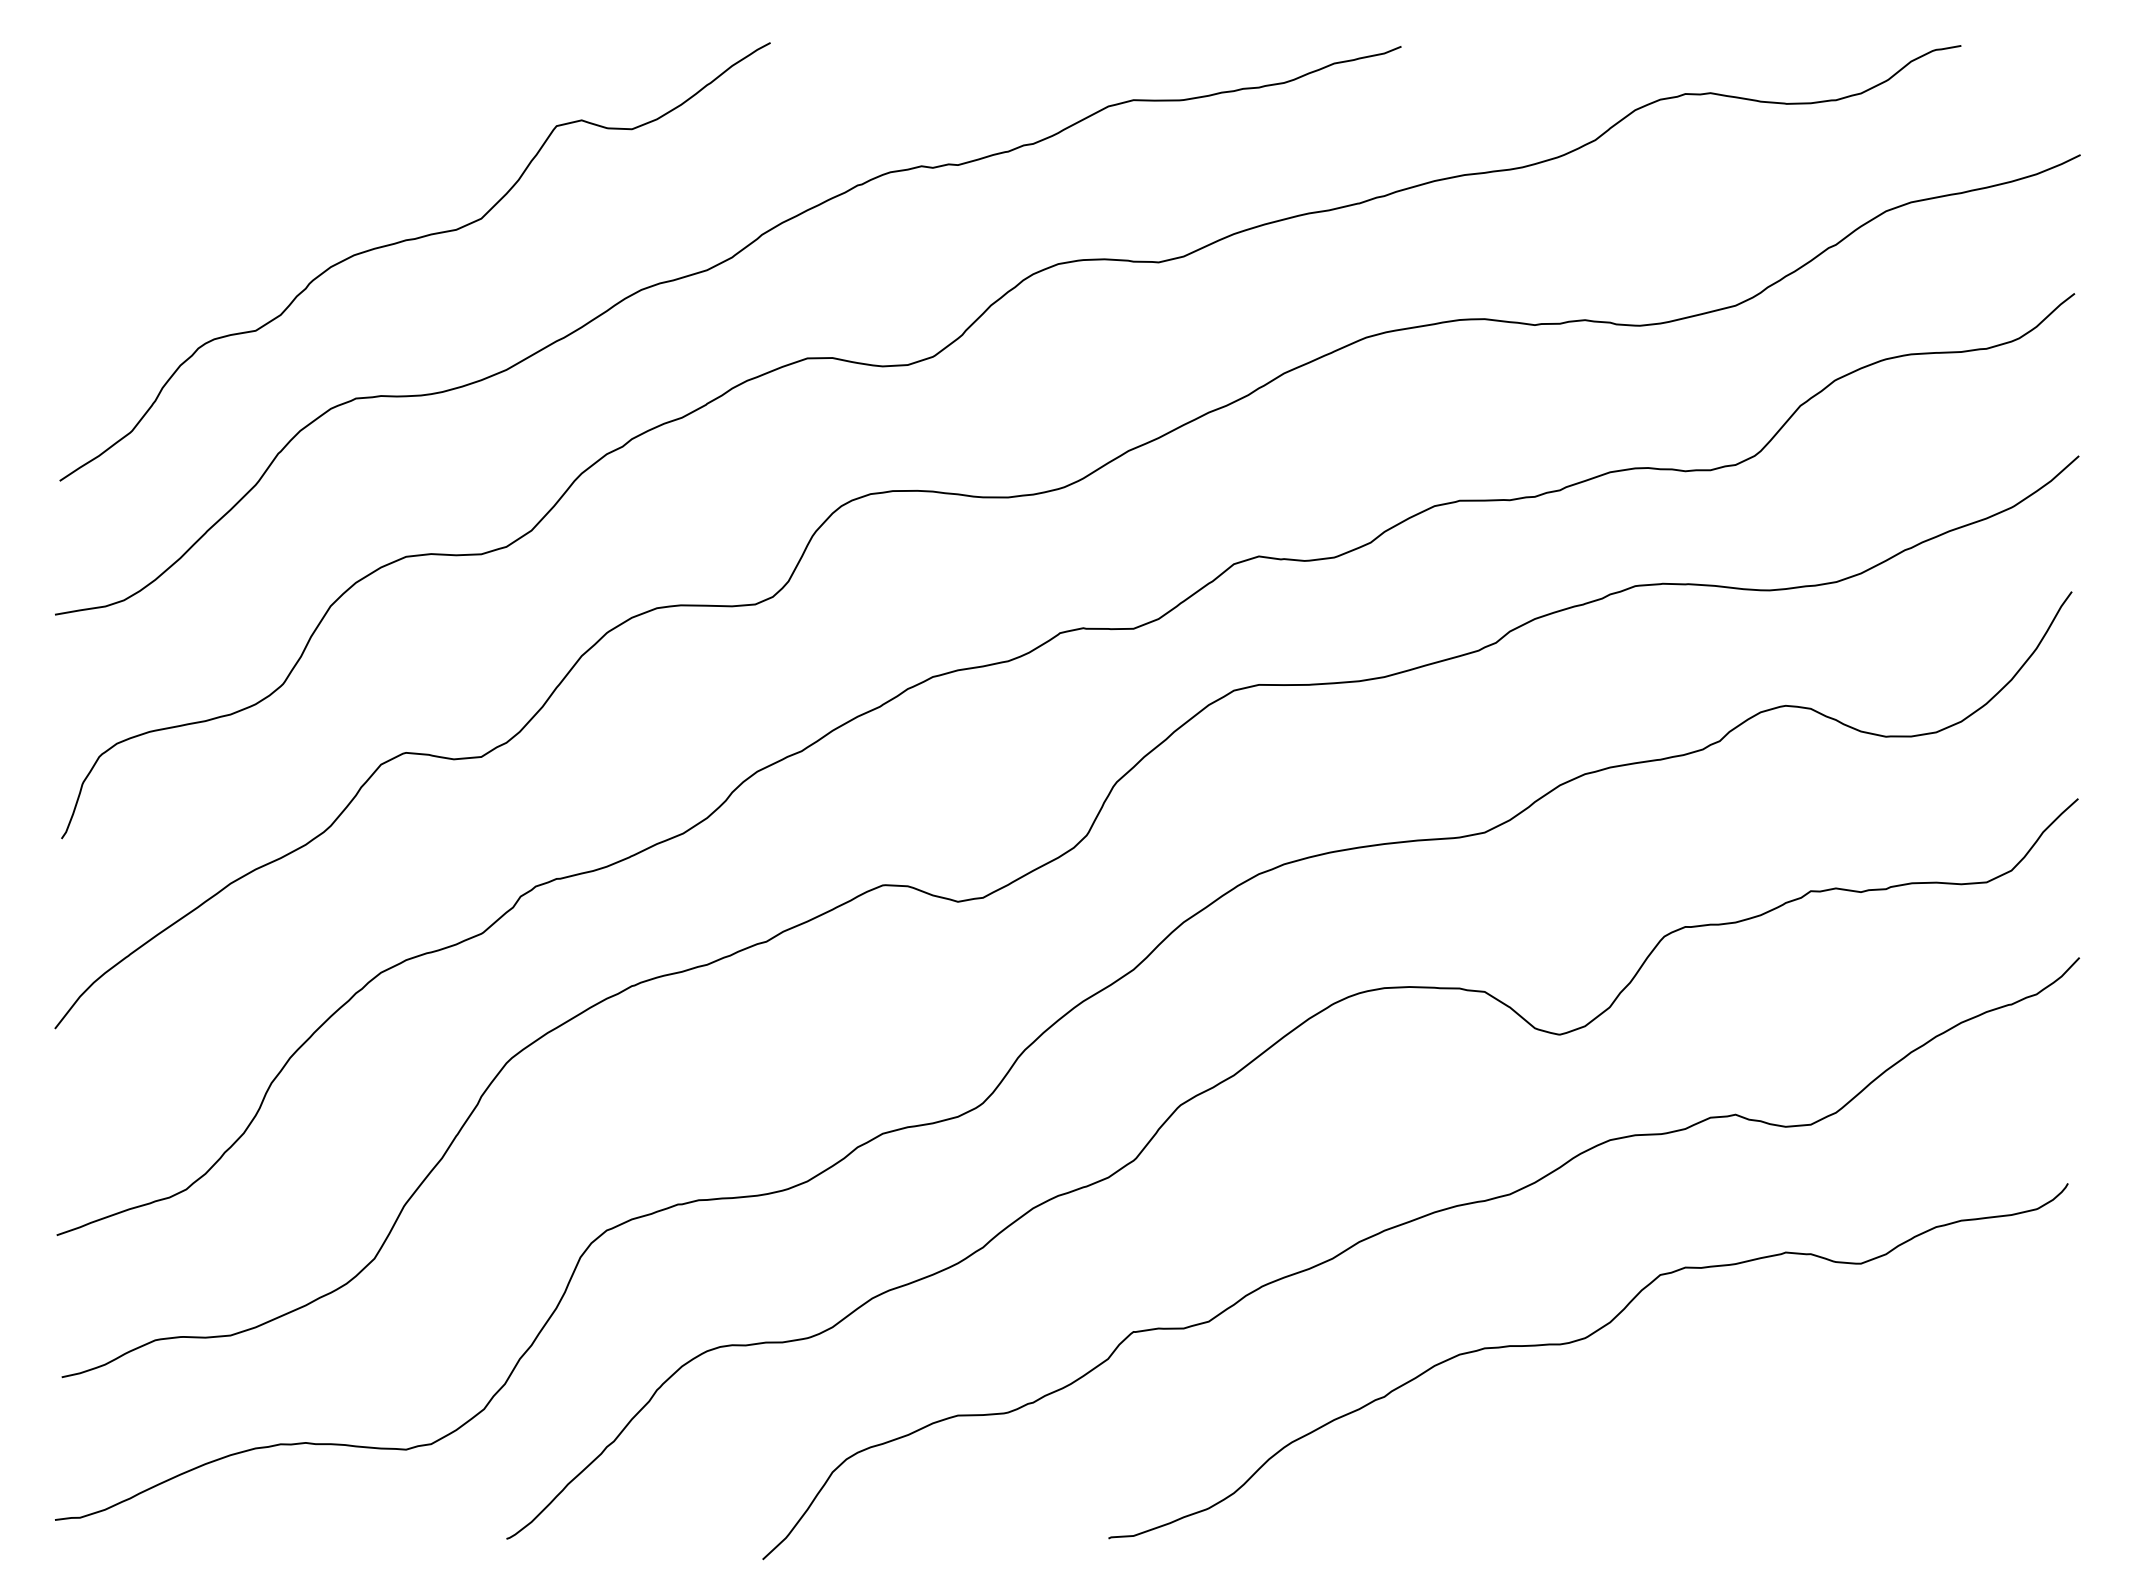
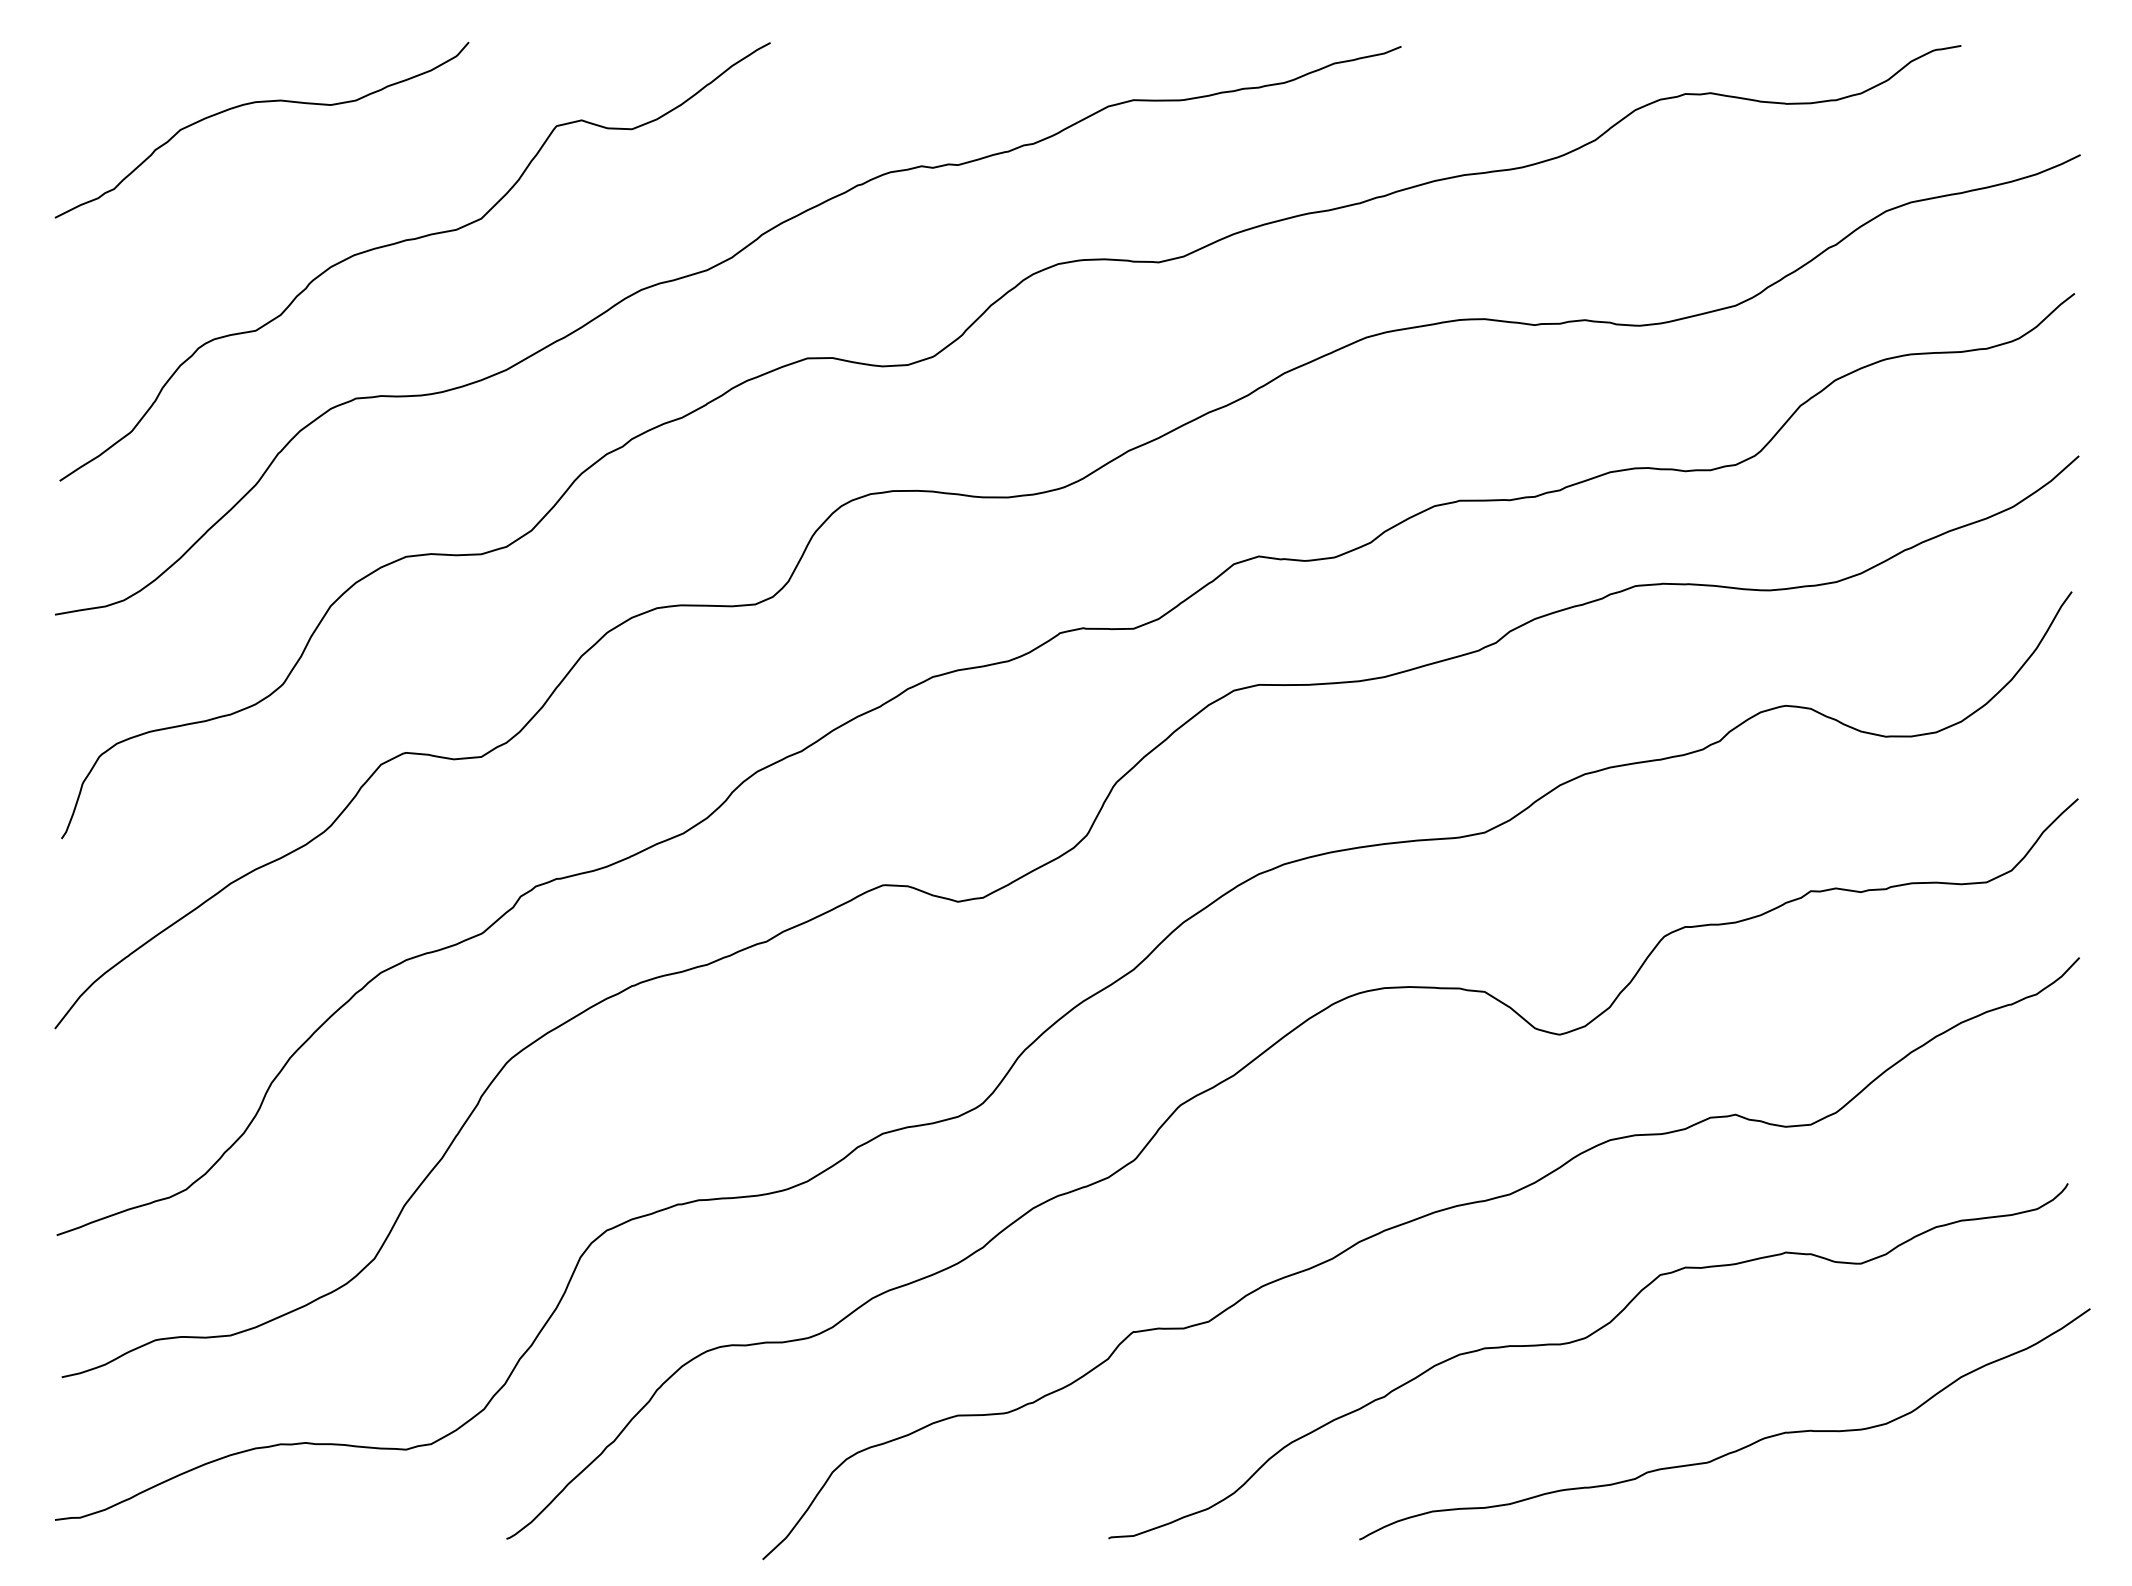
curve: none -> present (255, 103)
curve: none -> present (1734, 1450)
